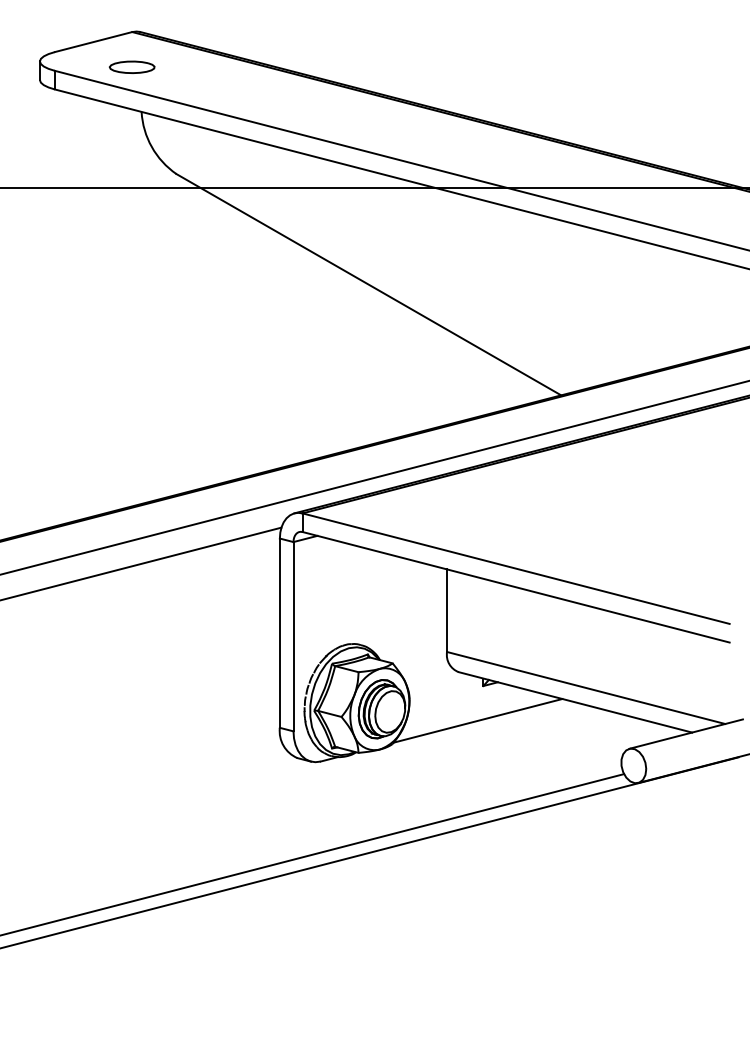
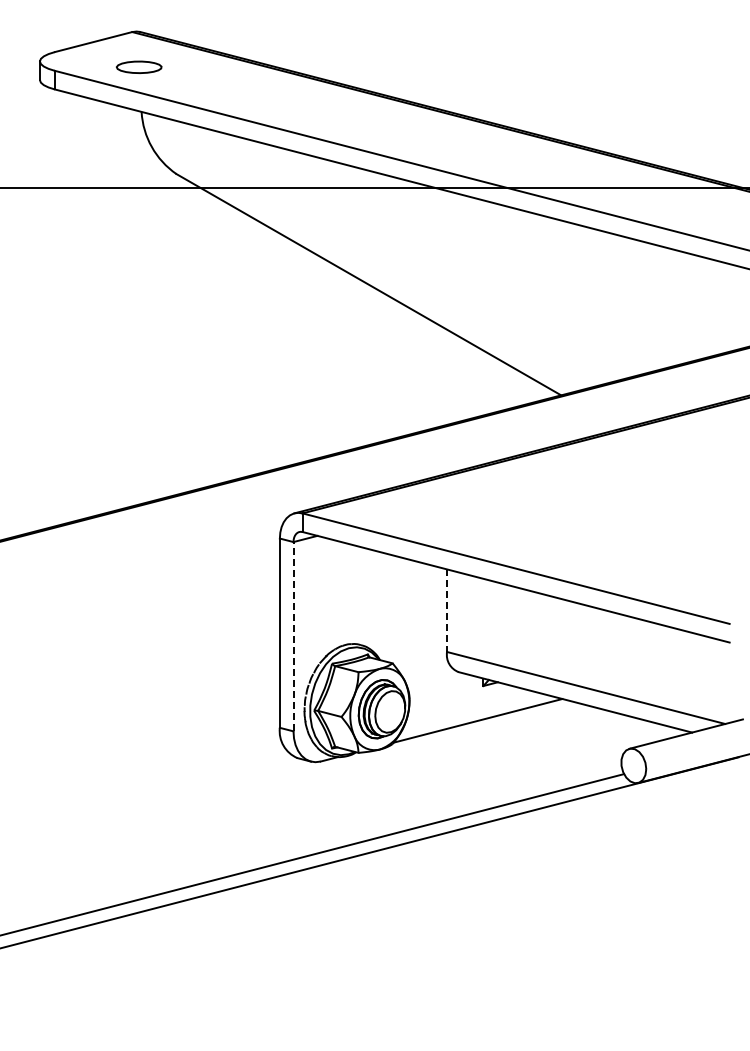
part position: (131, 66) -> (138, 66) (138, 66)
line: present -> none (374, 477)
line: present -> none (141, 563)
line: solid -> dashed (447, 611)
line: solid -> dashed (293, 636)
